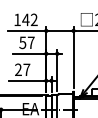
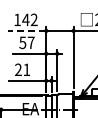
line: solid -> dashed (26, 30)
text: 27 -> 21 (26, 69)
